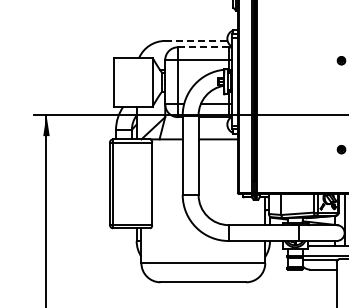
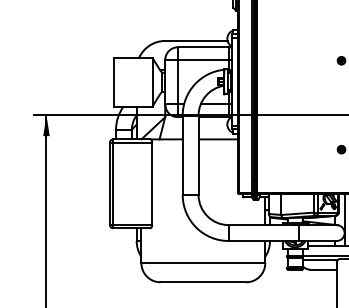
line: dashed -> solid (196, 40)
line: dashed -> solid (203, 47)
